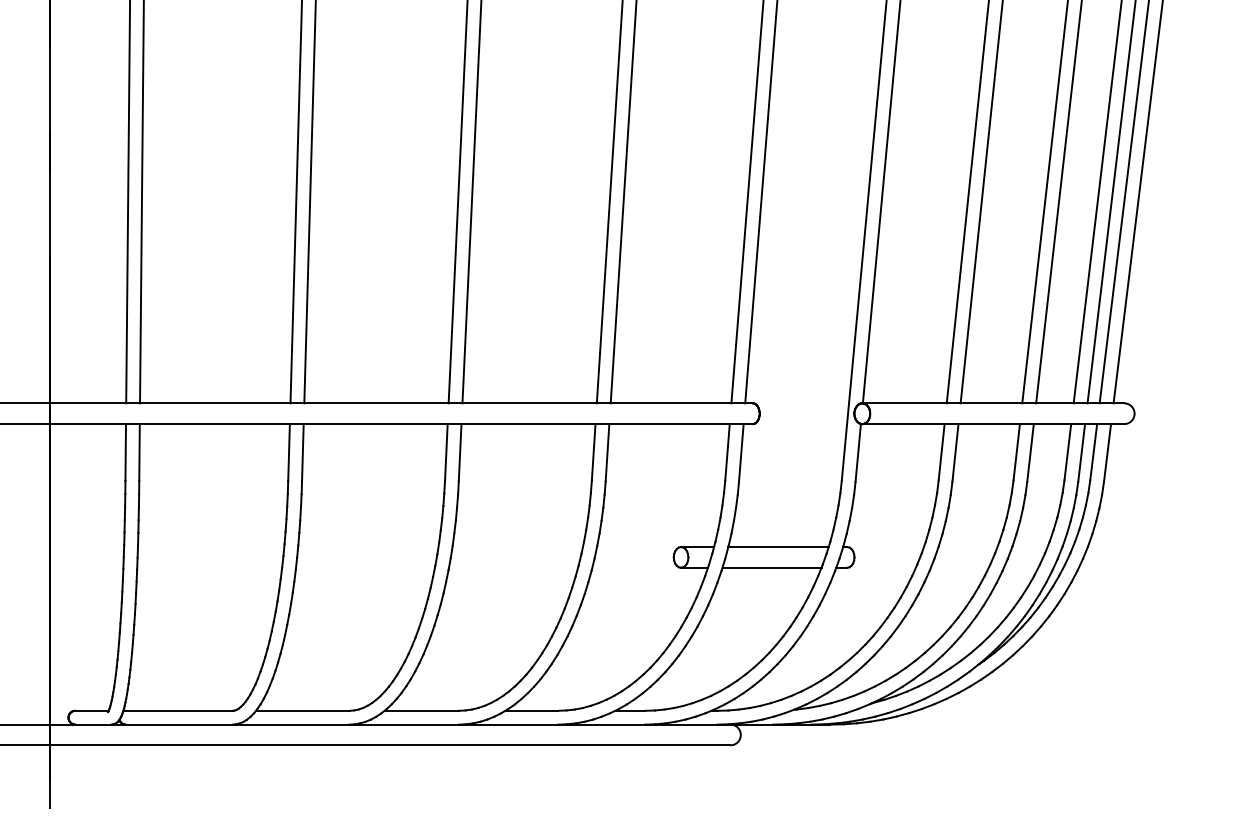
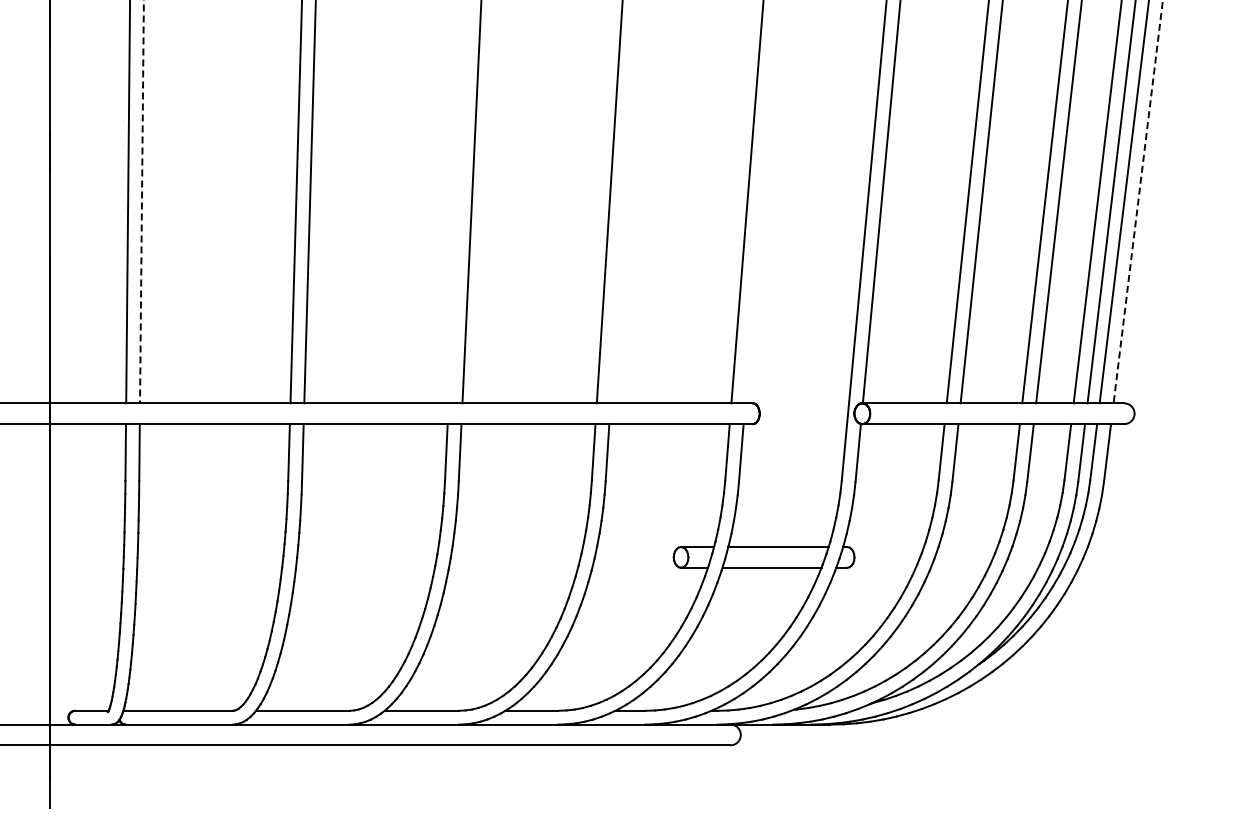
line: solid -> dashed (141, 202)
line: present -> none (457, 202)
line: present -> none (623, 202)
line: present -> none (761, 202)
line: solid -> dashed (1138, 202)
